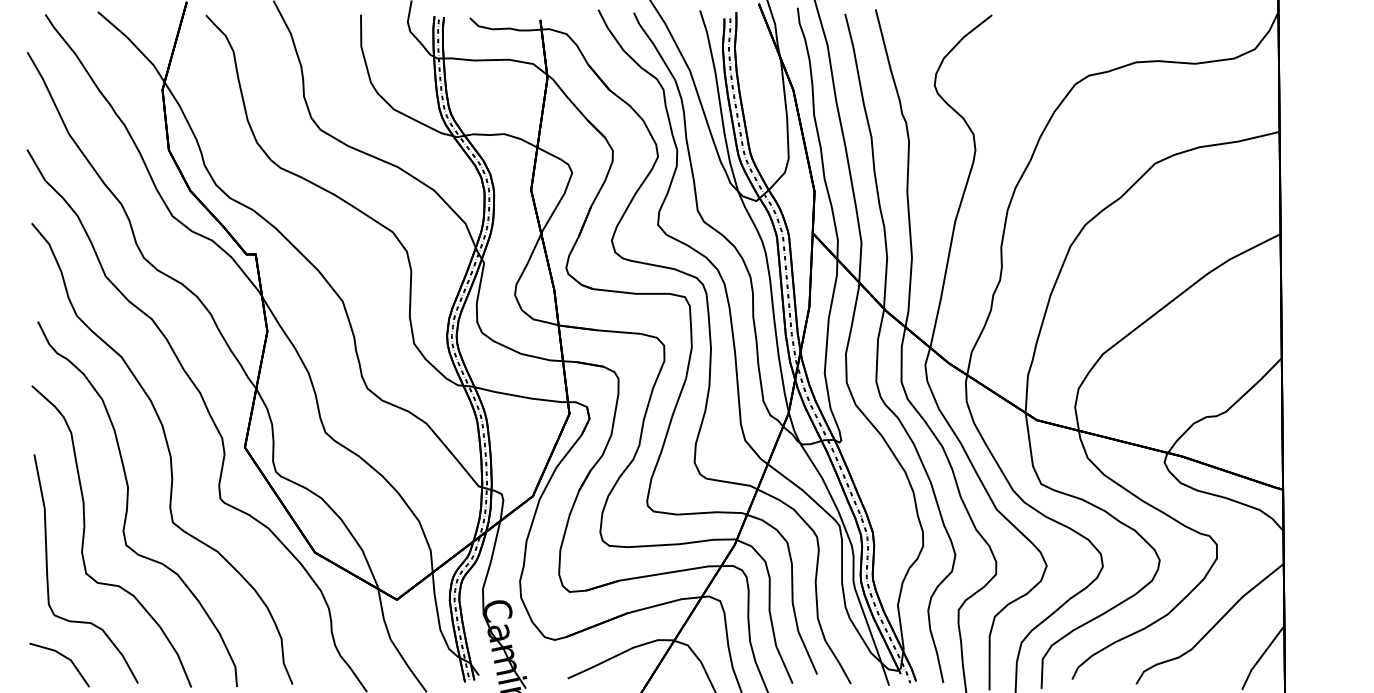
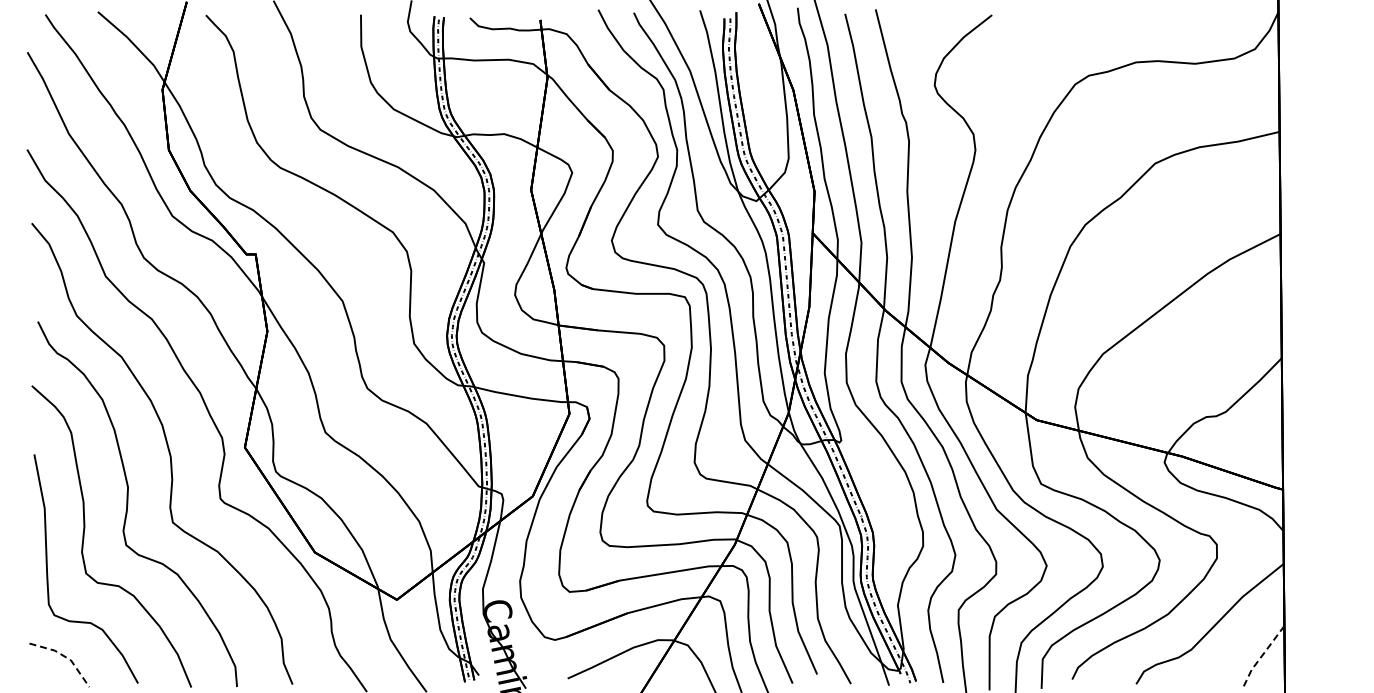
line: solid -> dashed (65, 657)
line: solid -> dashed (1260, 657)
